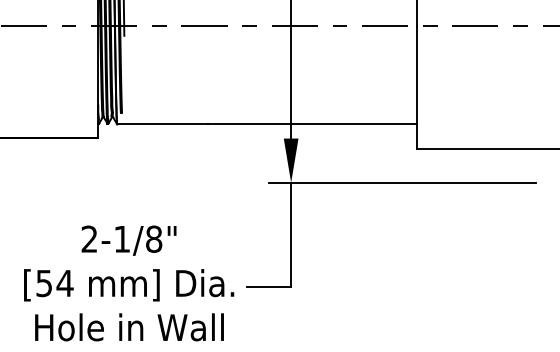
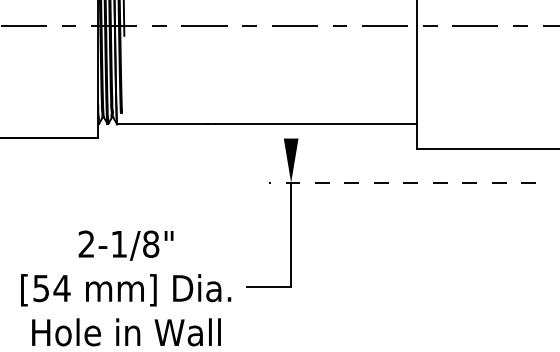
line: present -> none (291, 70)
line: solid -> dashed (402, 182)
text position: (129, 283) -> (126, 288) (126, 288)
